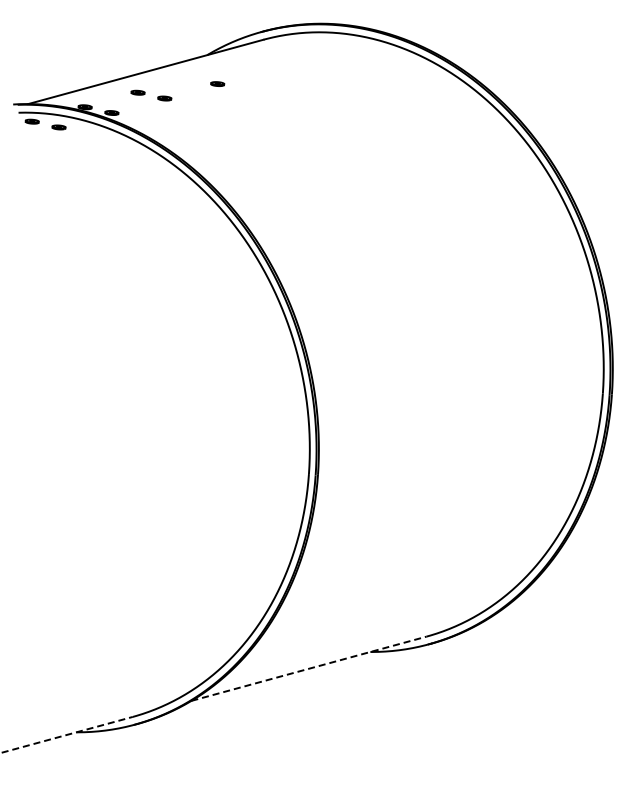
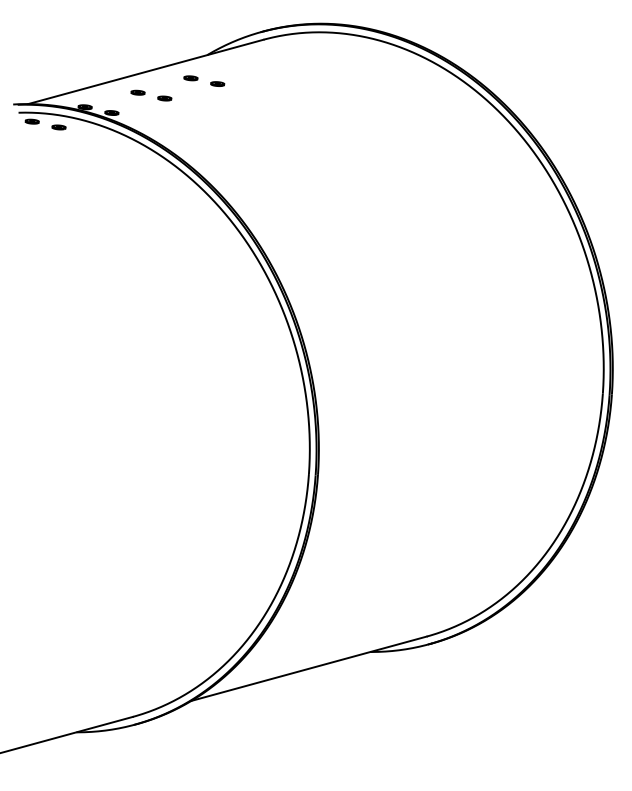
part: none -> present (190, 78)
line: dashed -> solid (309, 668)
line: dashed -> solid (67, 734)
